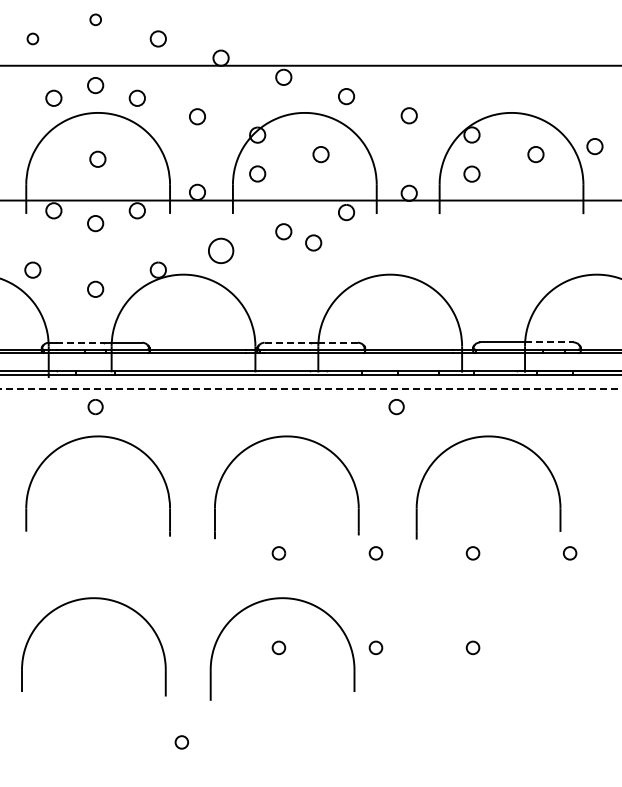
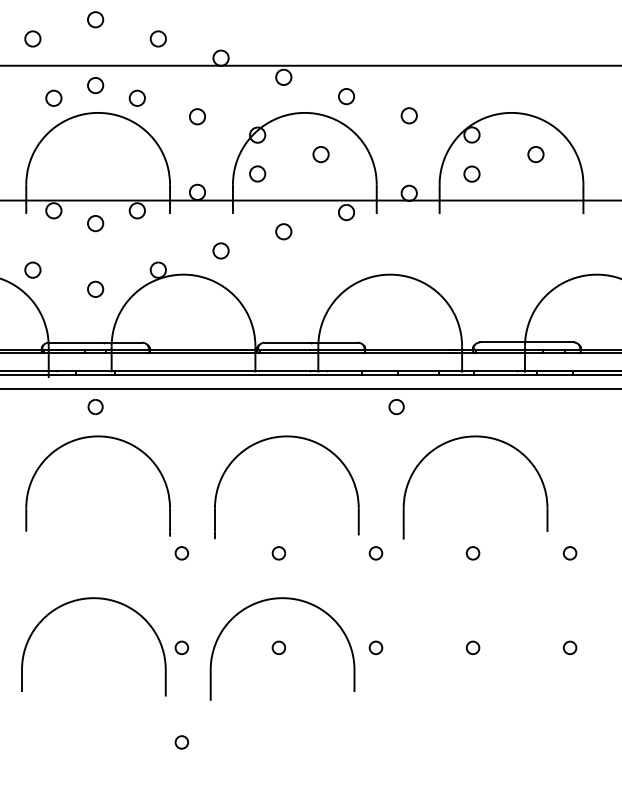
circle size: 13x14 px -> 18x18 px (95, 19)
circle size: 14x14 px -> 18x18 px (32, 38)
circle: present -> none (594, 146)
circle: present -> none (97, 158)
circle: present -> none (313, 242)
circle size: 27x27 px -> 18x18 px (220, 250)
line: dashed -> solid (80, 342)
line: dashed -> solid (288, 342)
line: dashed -> solid (338, 342)
line: dashed -> solid (549, 342)
line: dashed -> solid (310, 389)
part position: (488, 437) -> (475, 437) (475, 437)
circle: none -> present (181, 553)
circle: none -> present (181, 647)
circle: none -> present (570, 647)
